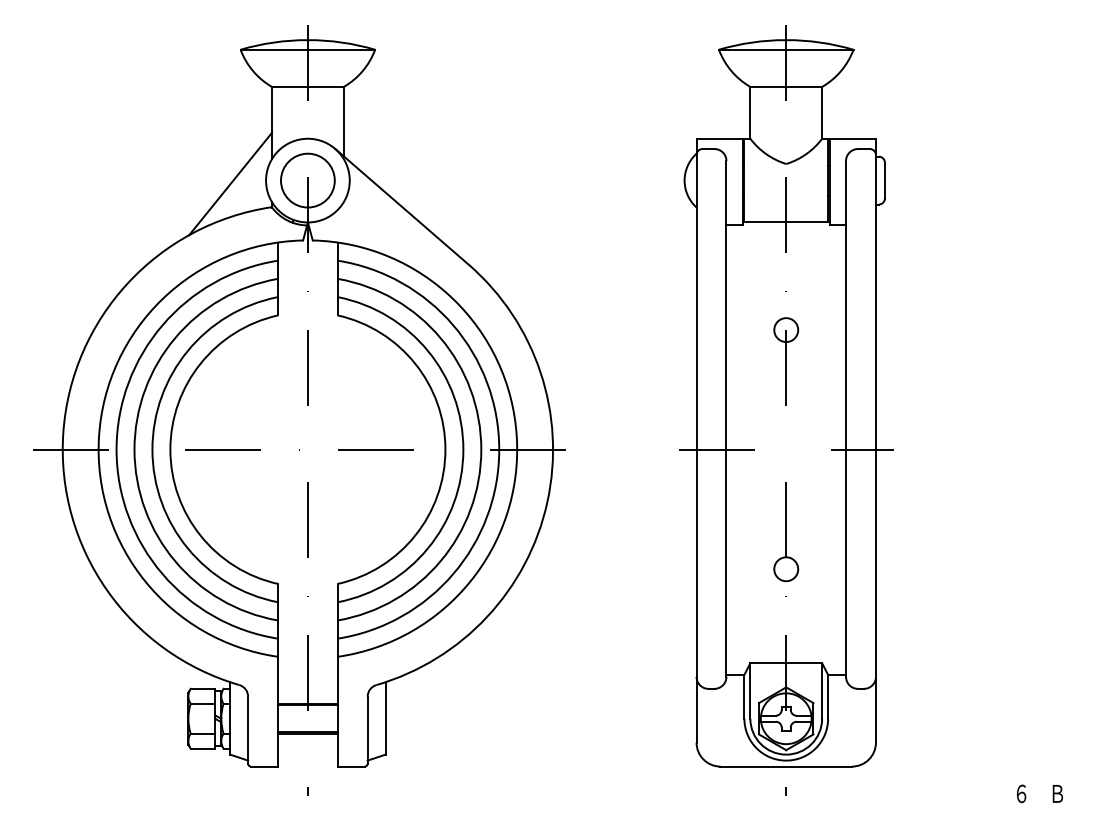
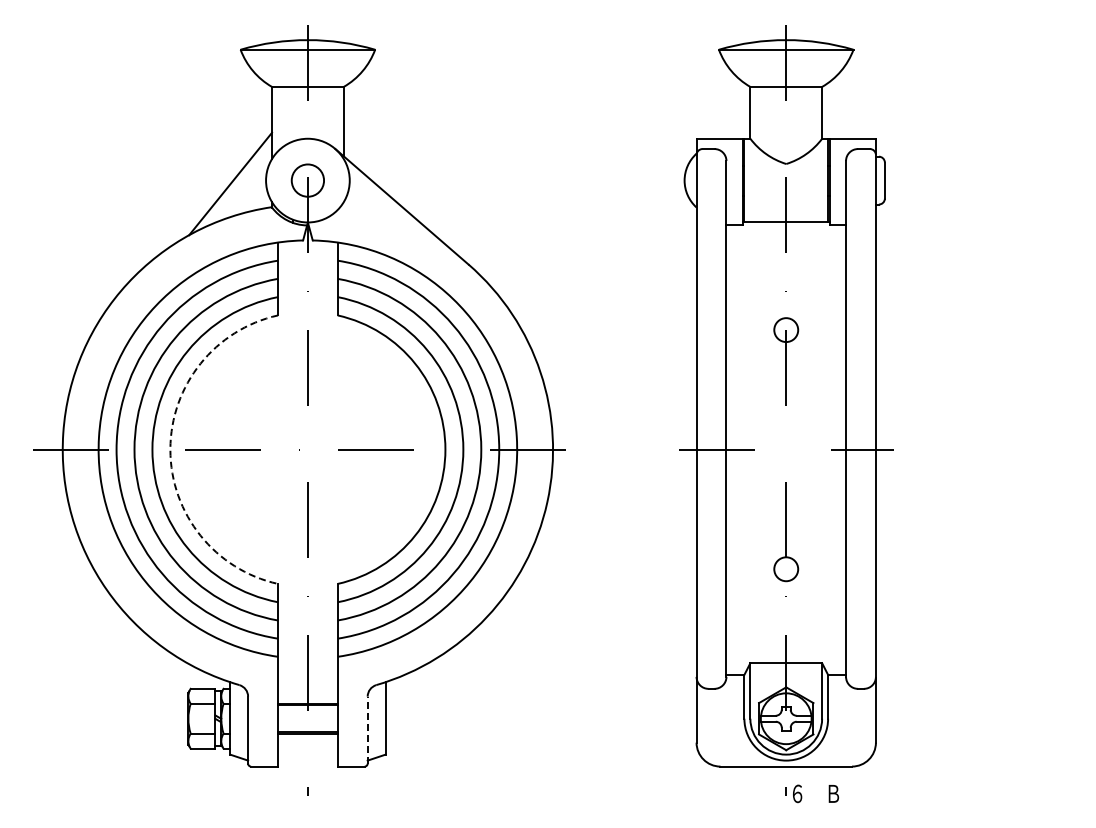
circle diameter: 54 px -> 32 px (307, 180)
arc: solid -> dashed (170, 449)
line: solid -> dashed (367, 729)
text position: (1039, 793) -> (815, 793) (815, 793)
